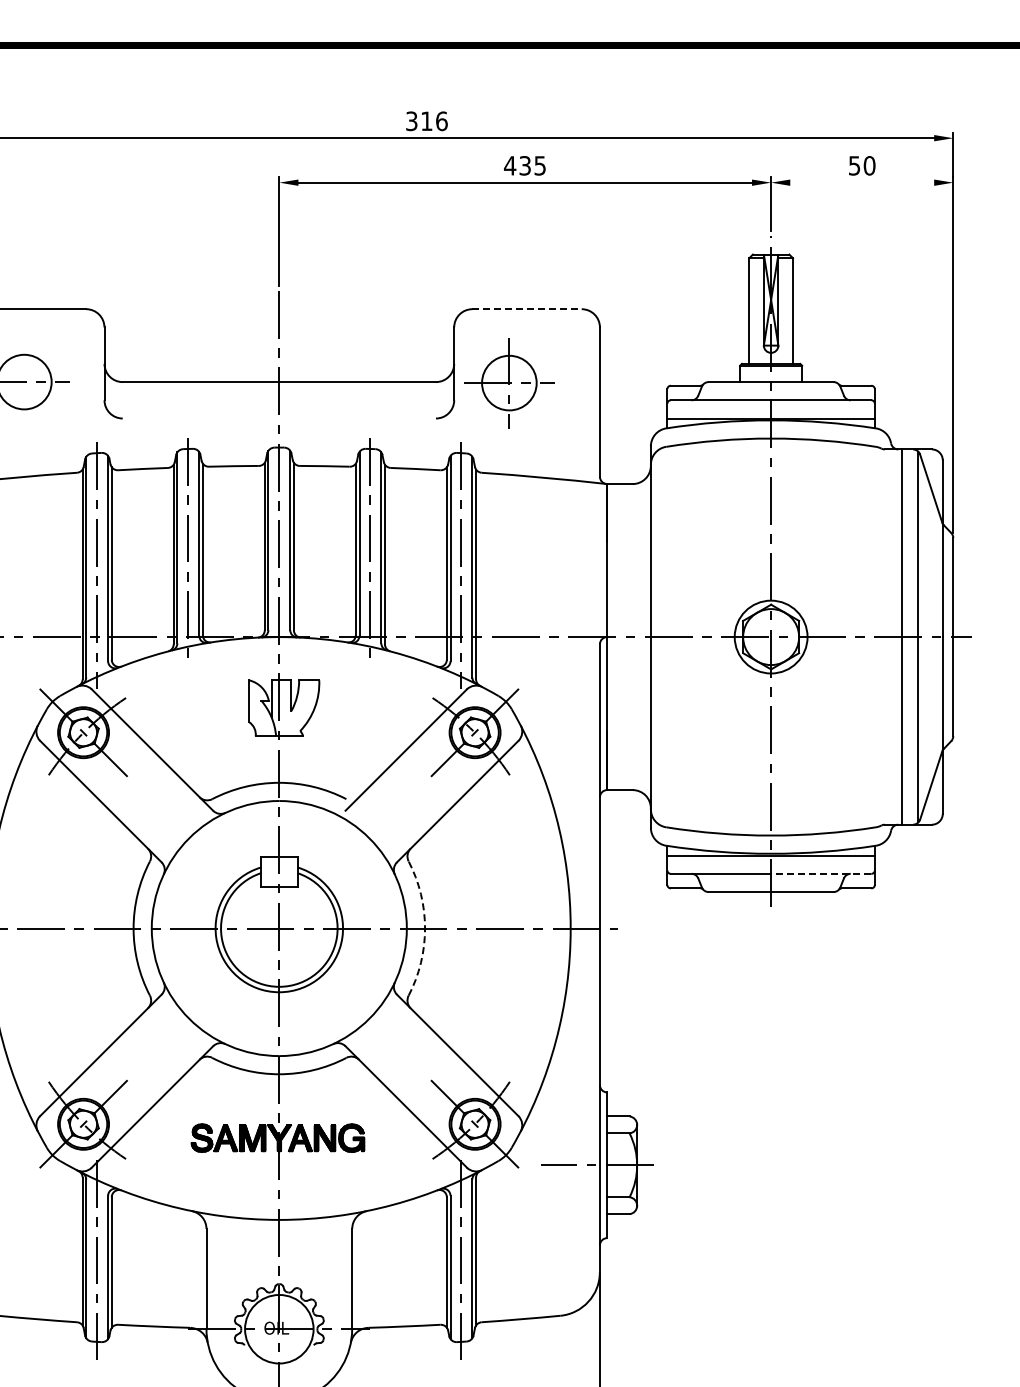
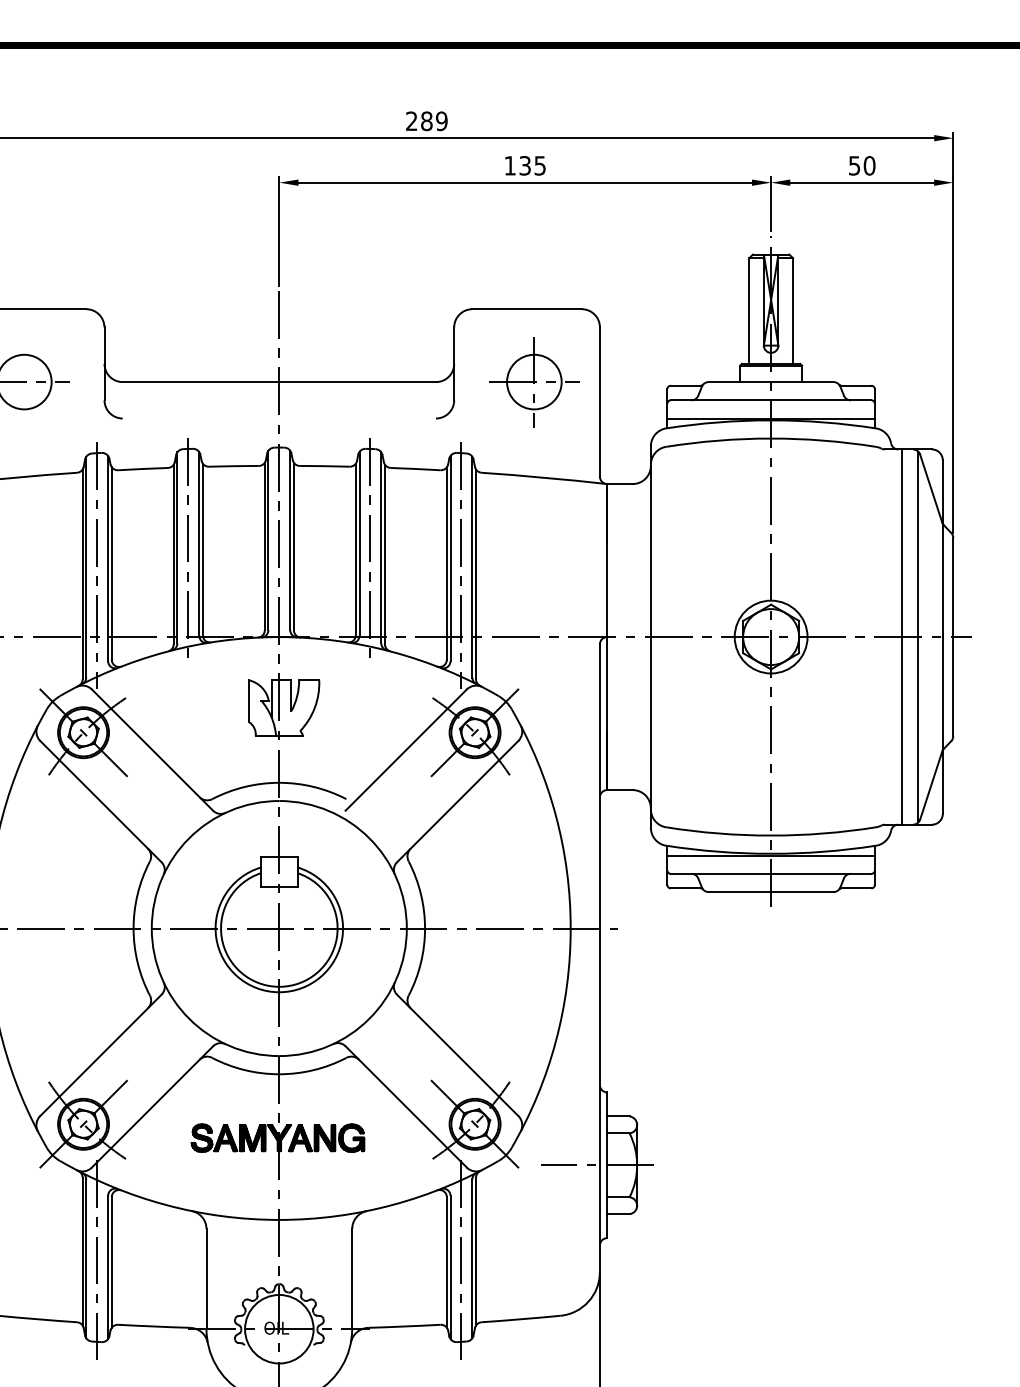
text: 316 -> 289 (426, 121)
text: 435 -> 135 (510, 165)
line: none -> present (862, 182)
line: dashed -> solid (527, 309)
part position: (509, 383) -> (534, 382) (534, 382)
line: dashed -> solid (820, 873)
arc: dashed -> solid (425, 928)
